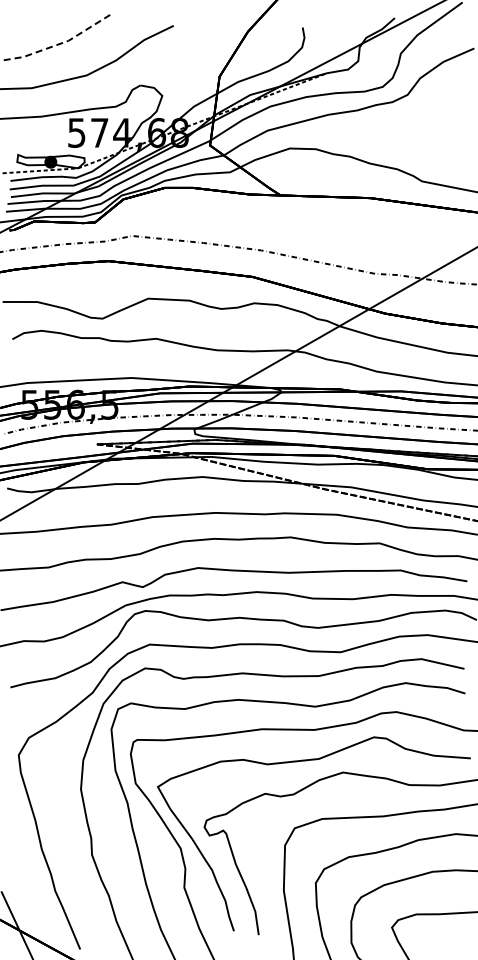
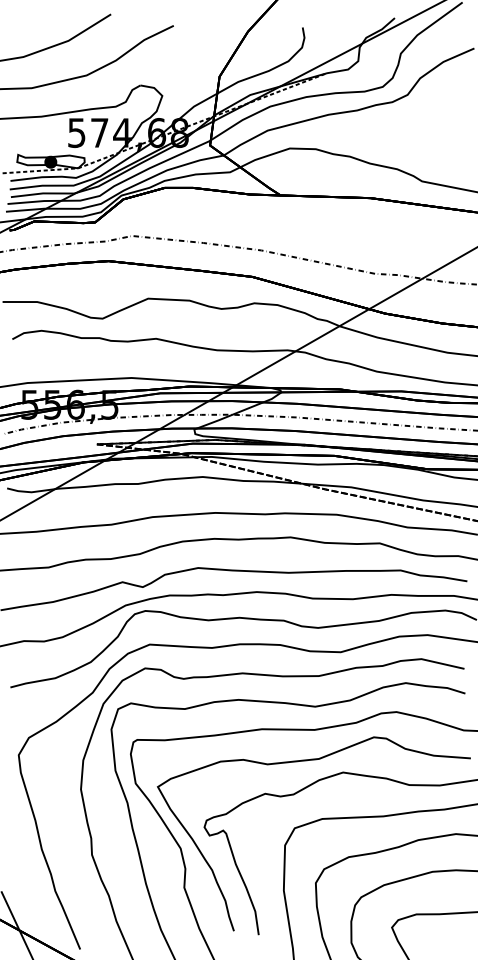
line: dashed -> solid (59, 44)
